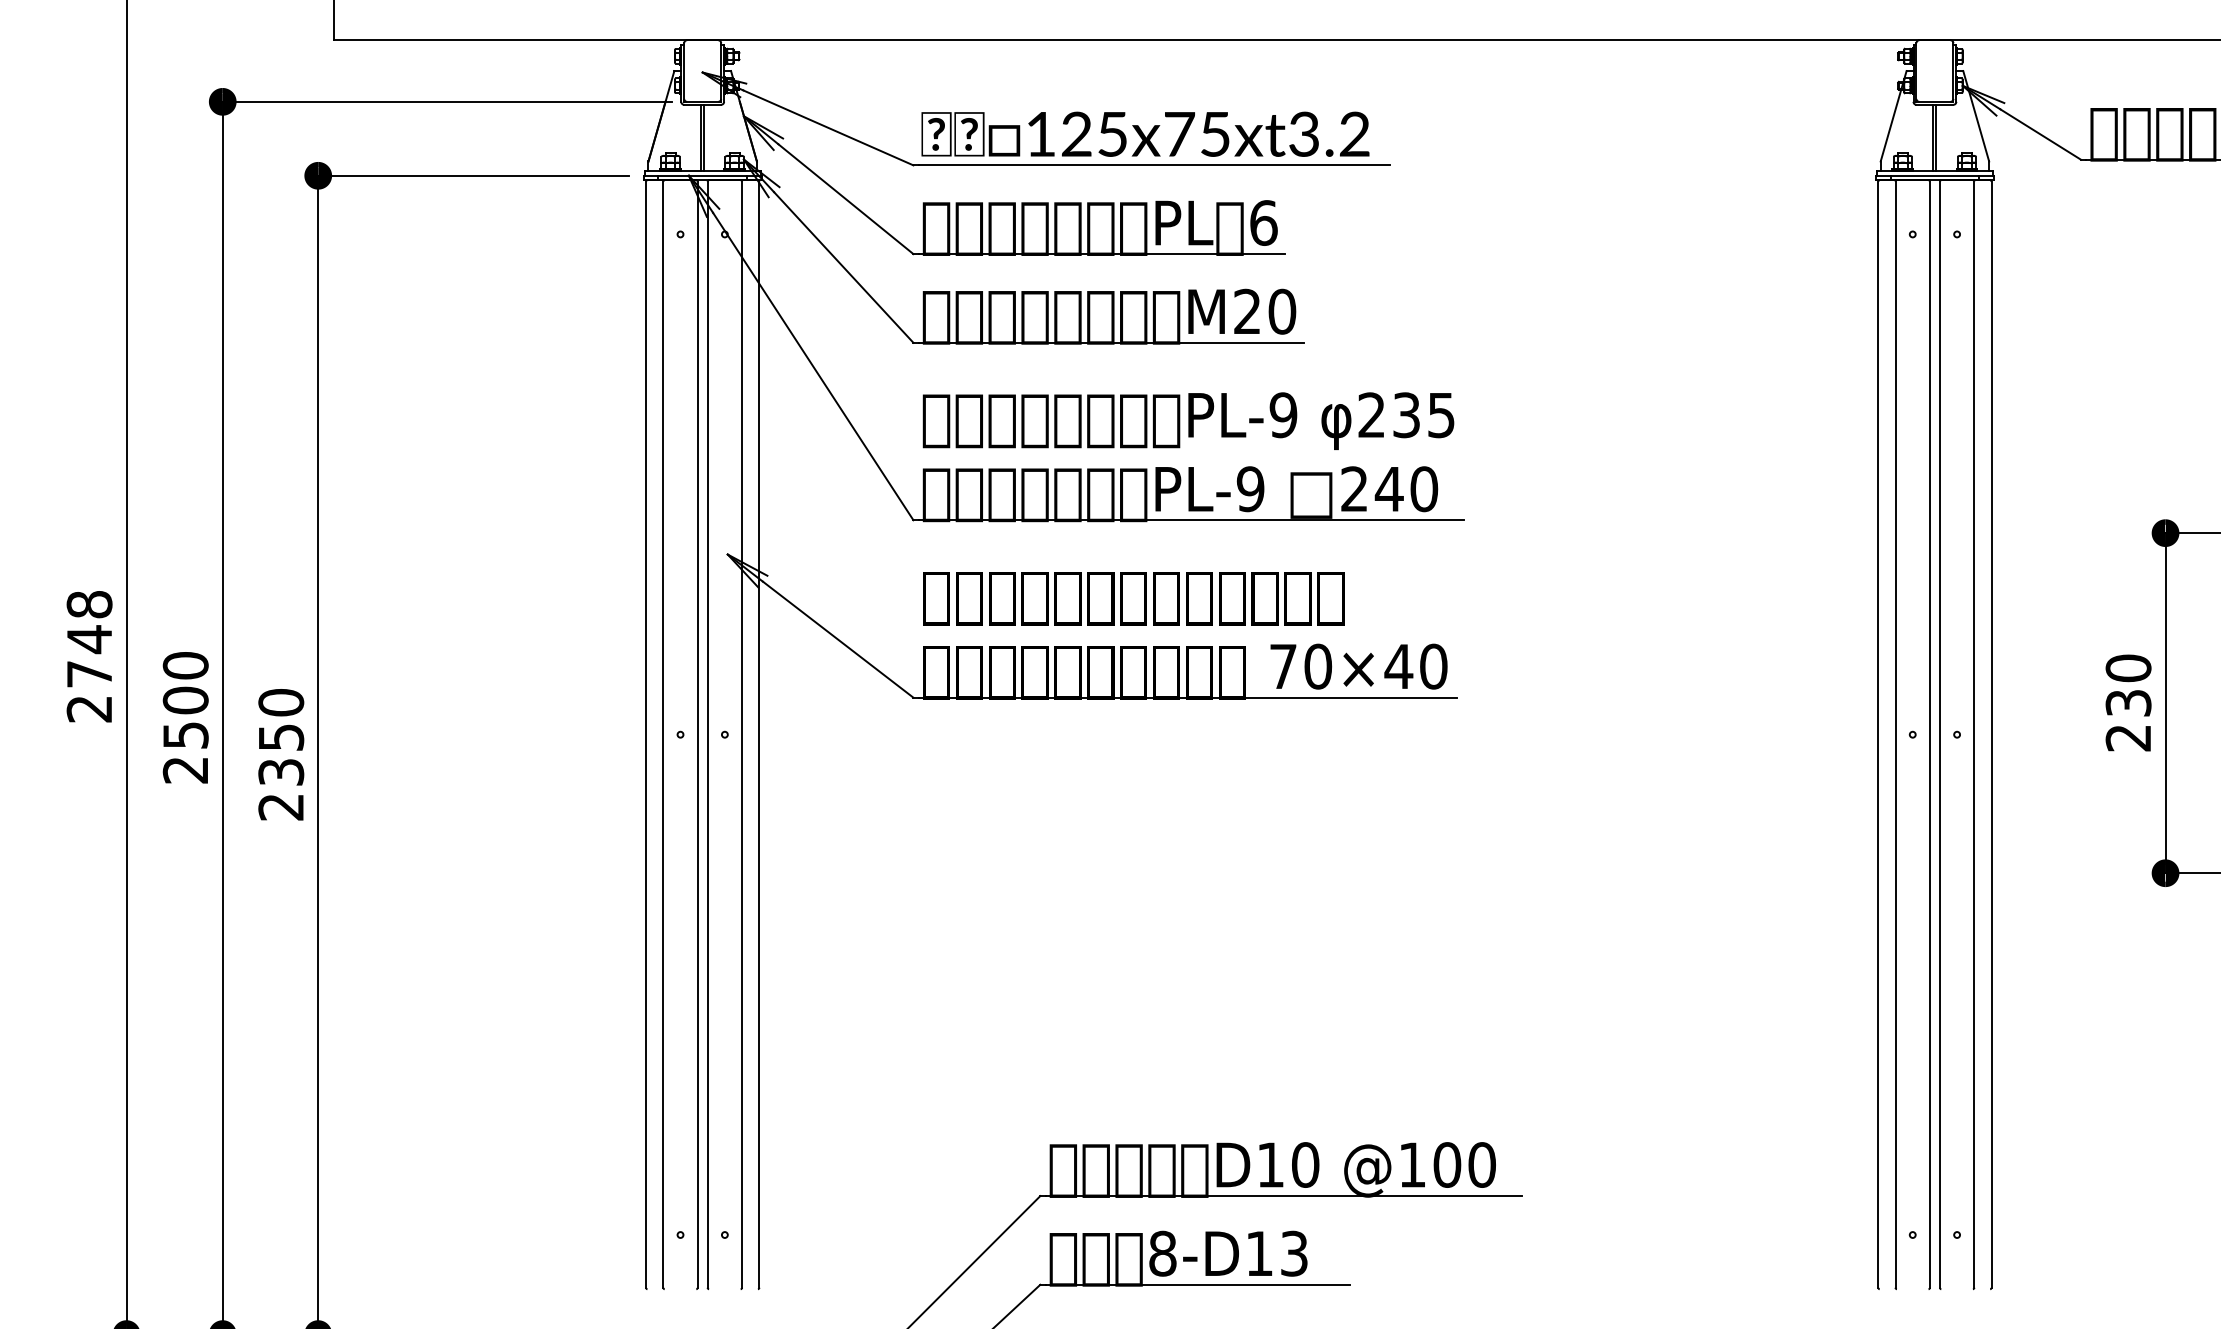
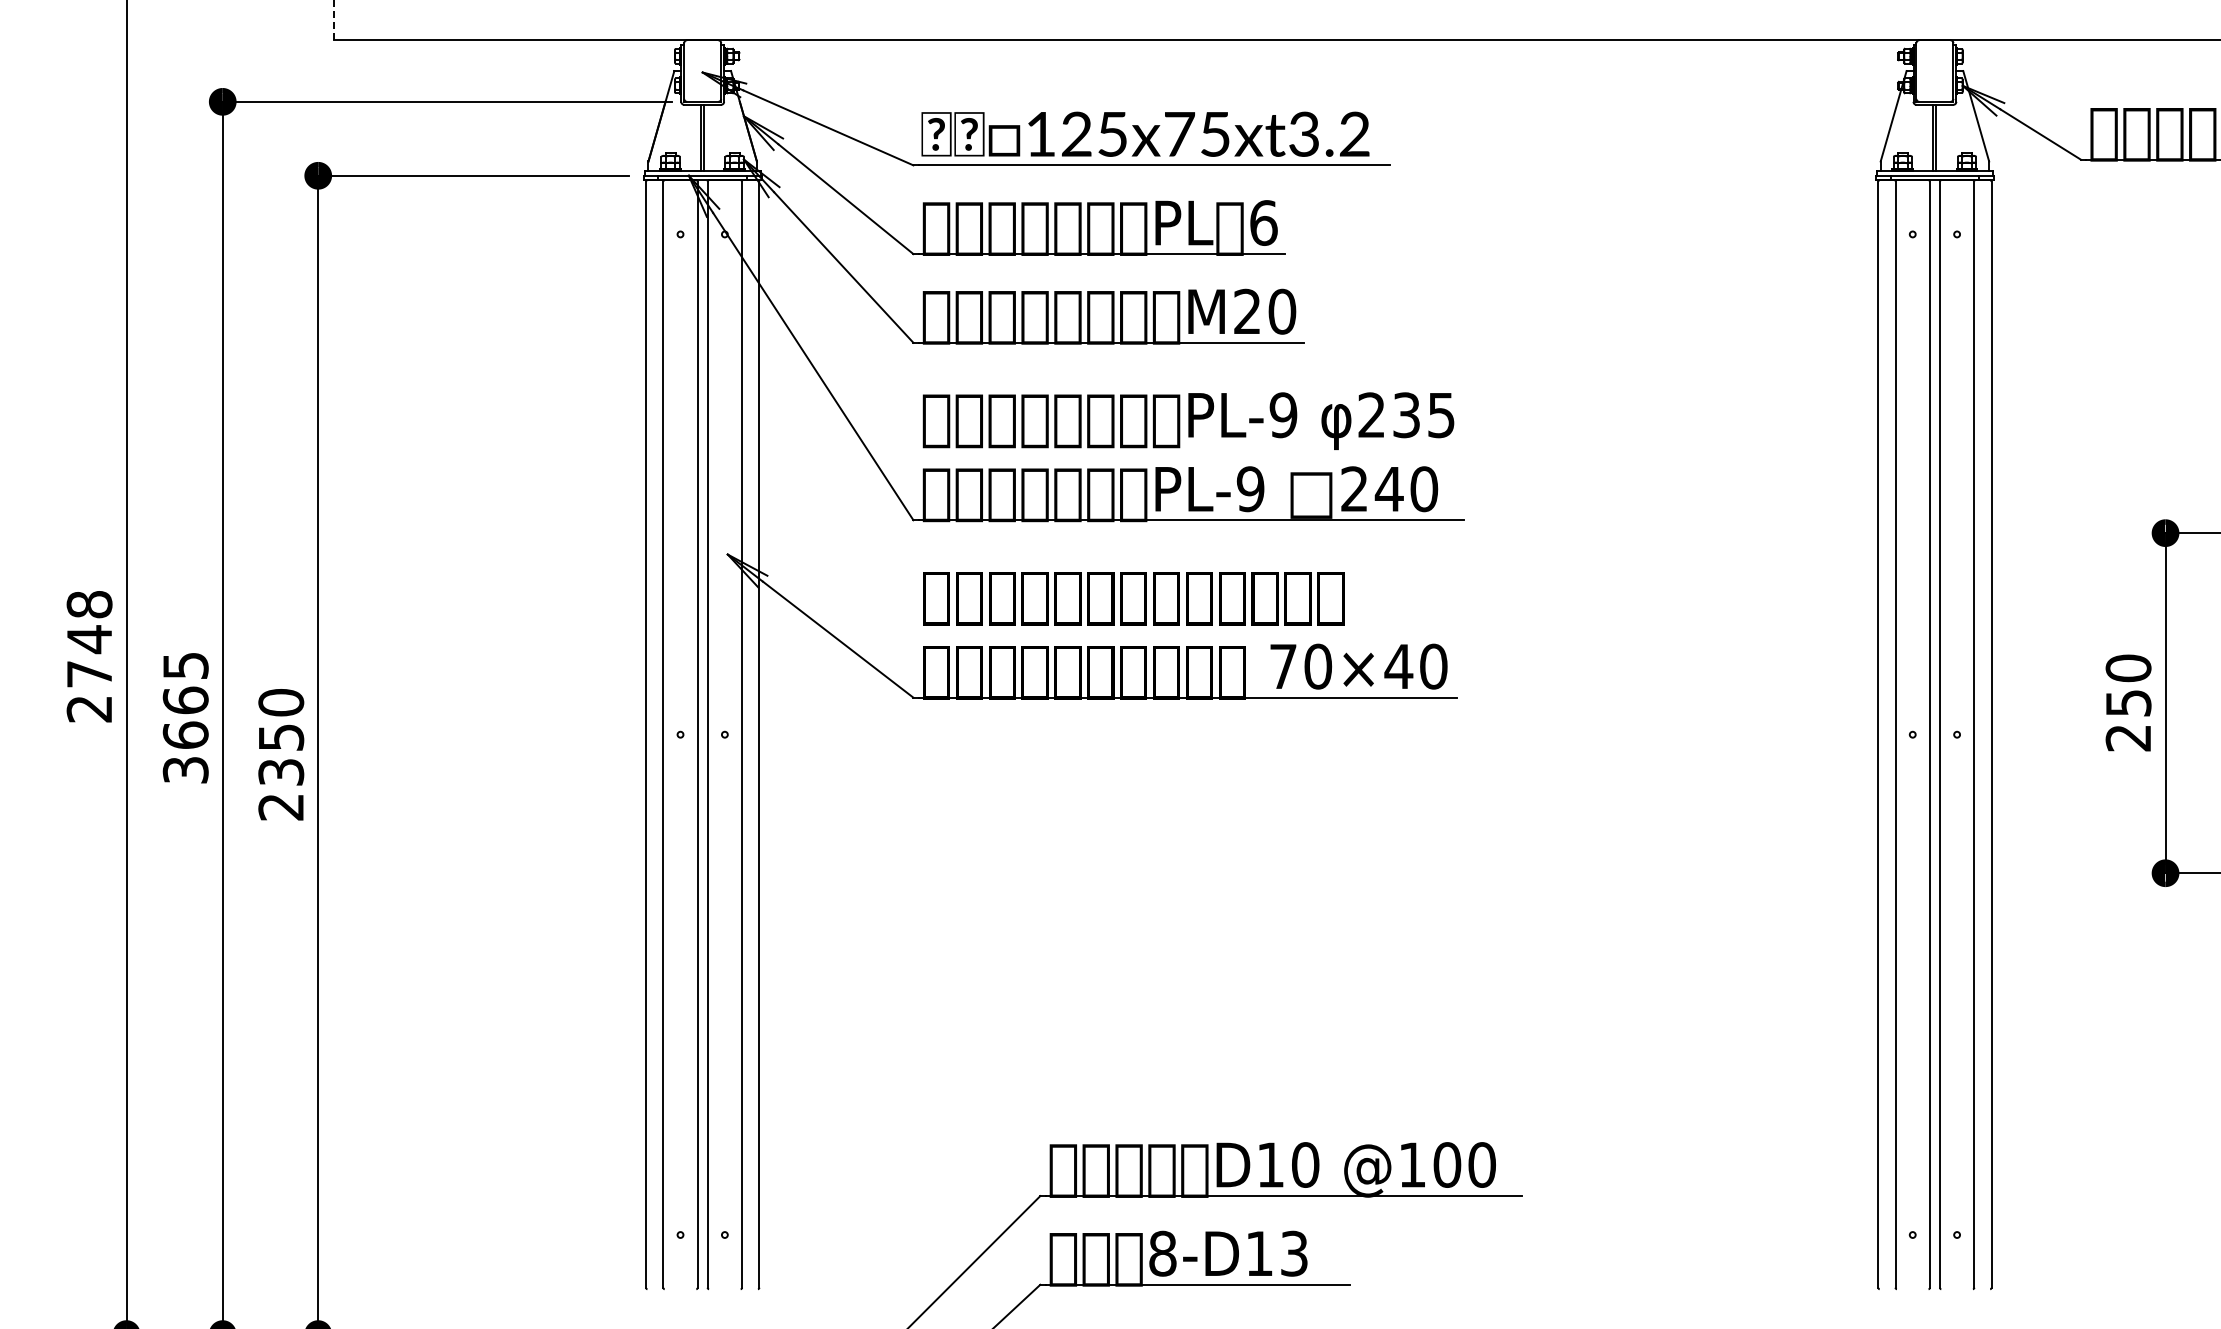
line: solid -> dashed (333, 20)
text: 230 -> 250 (2127, 702)
text: 2500 -> 3665 (185, 717)
